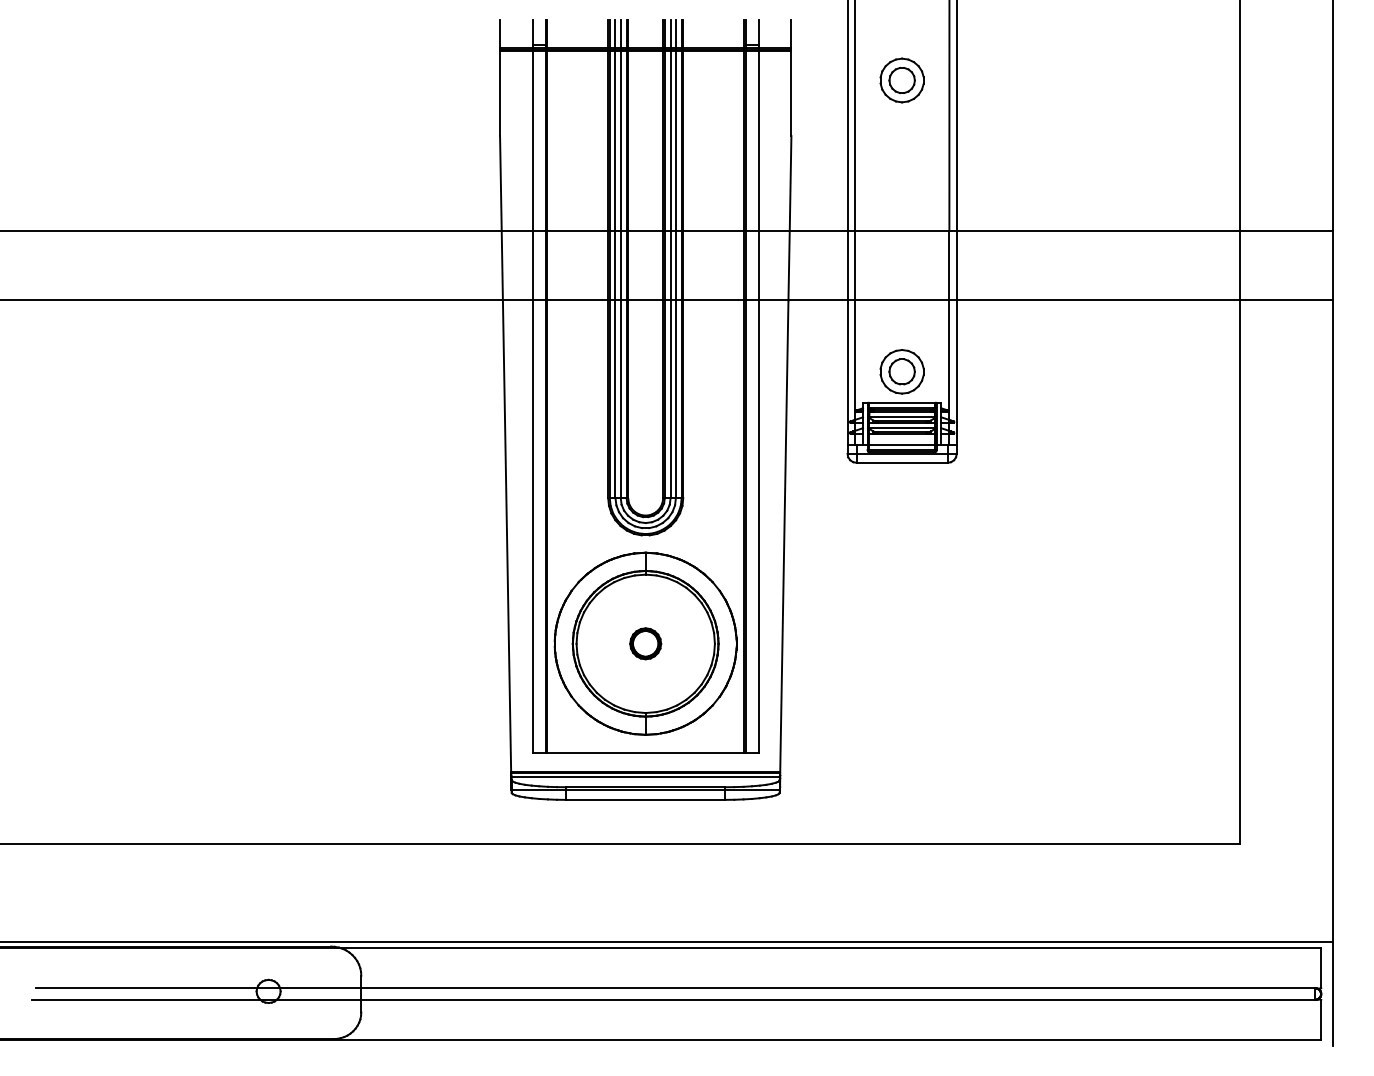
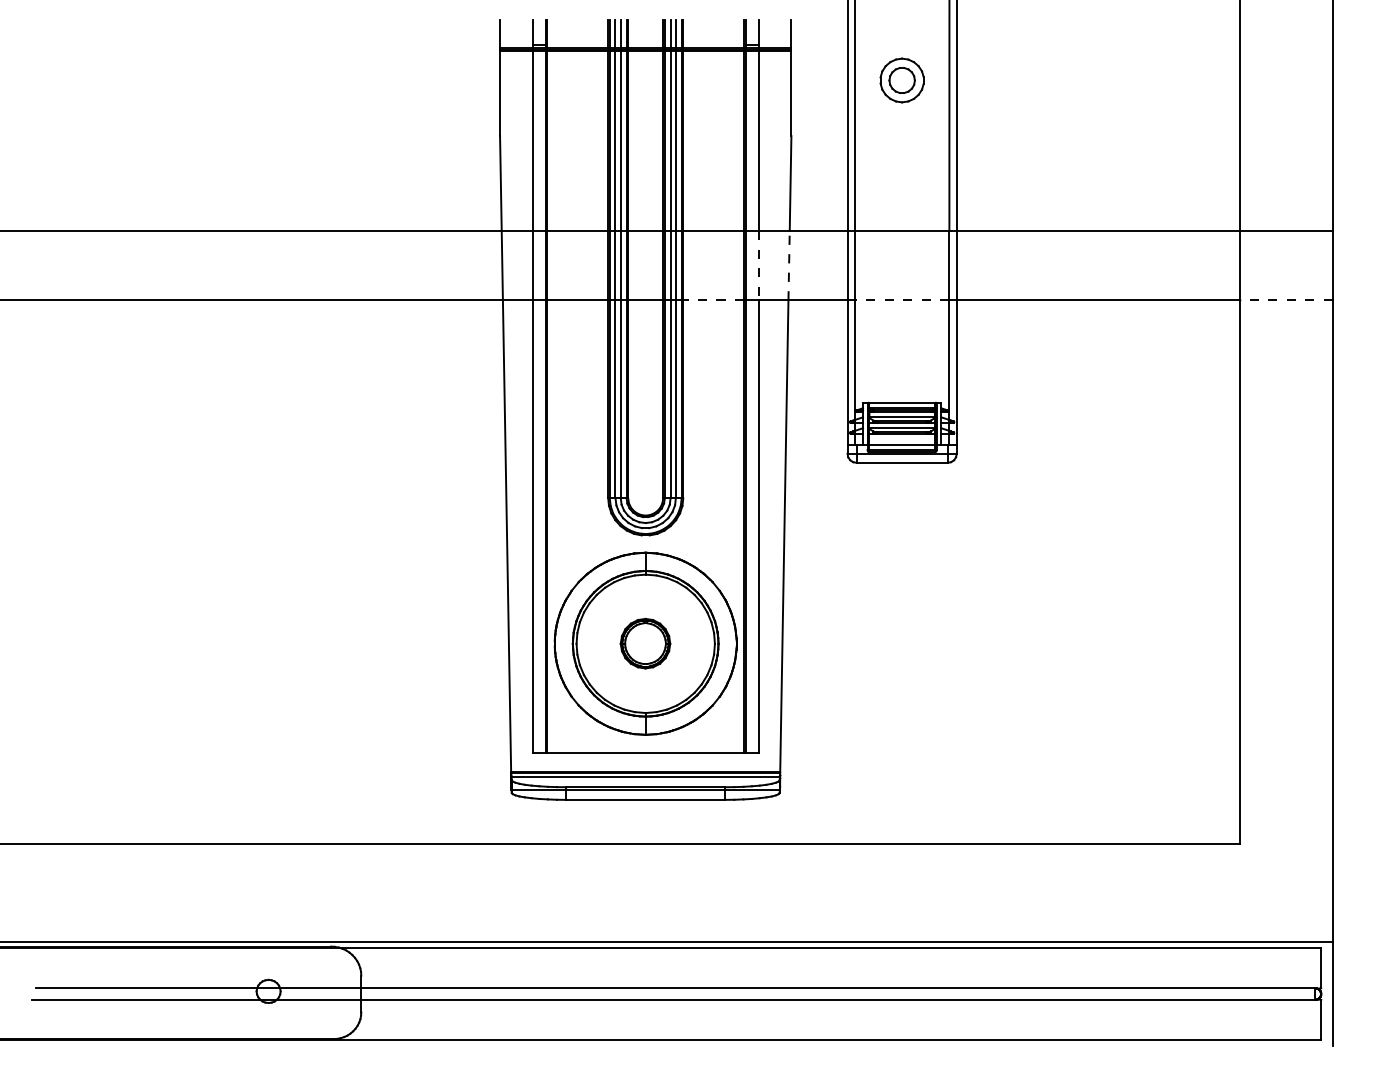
line: solid -> dashed (758, 265)
line: solid -> dashed (789, 265)
line: solid -> dashed (713, 300)
line: solid -> dashed (901, 300)
line: solid -> dashed (1286, 300)
part: present -> none (901, 371)
part size: 34x34 px -> 53x53 px (645, 643)
